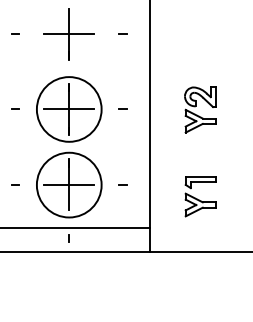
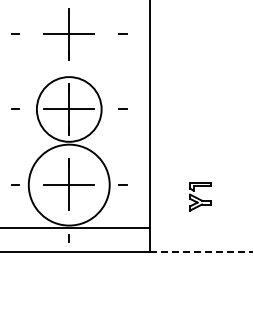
part: present -> none (200, 109)
circle diameter: 65 px -> 81 px (68, 184)
part size: 33x42 px -> 23x30 px (200, 196)
line: solid -> dashed (201, 251)
